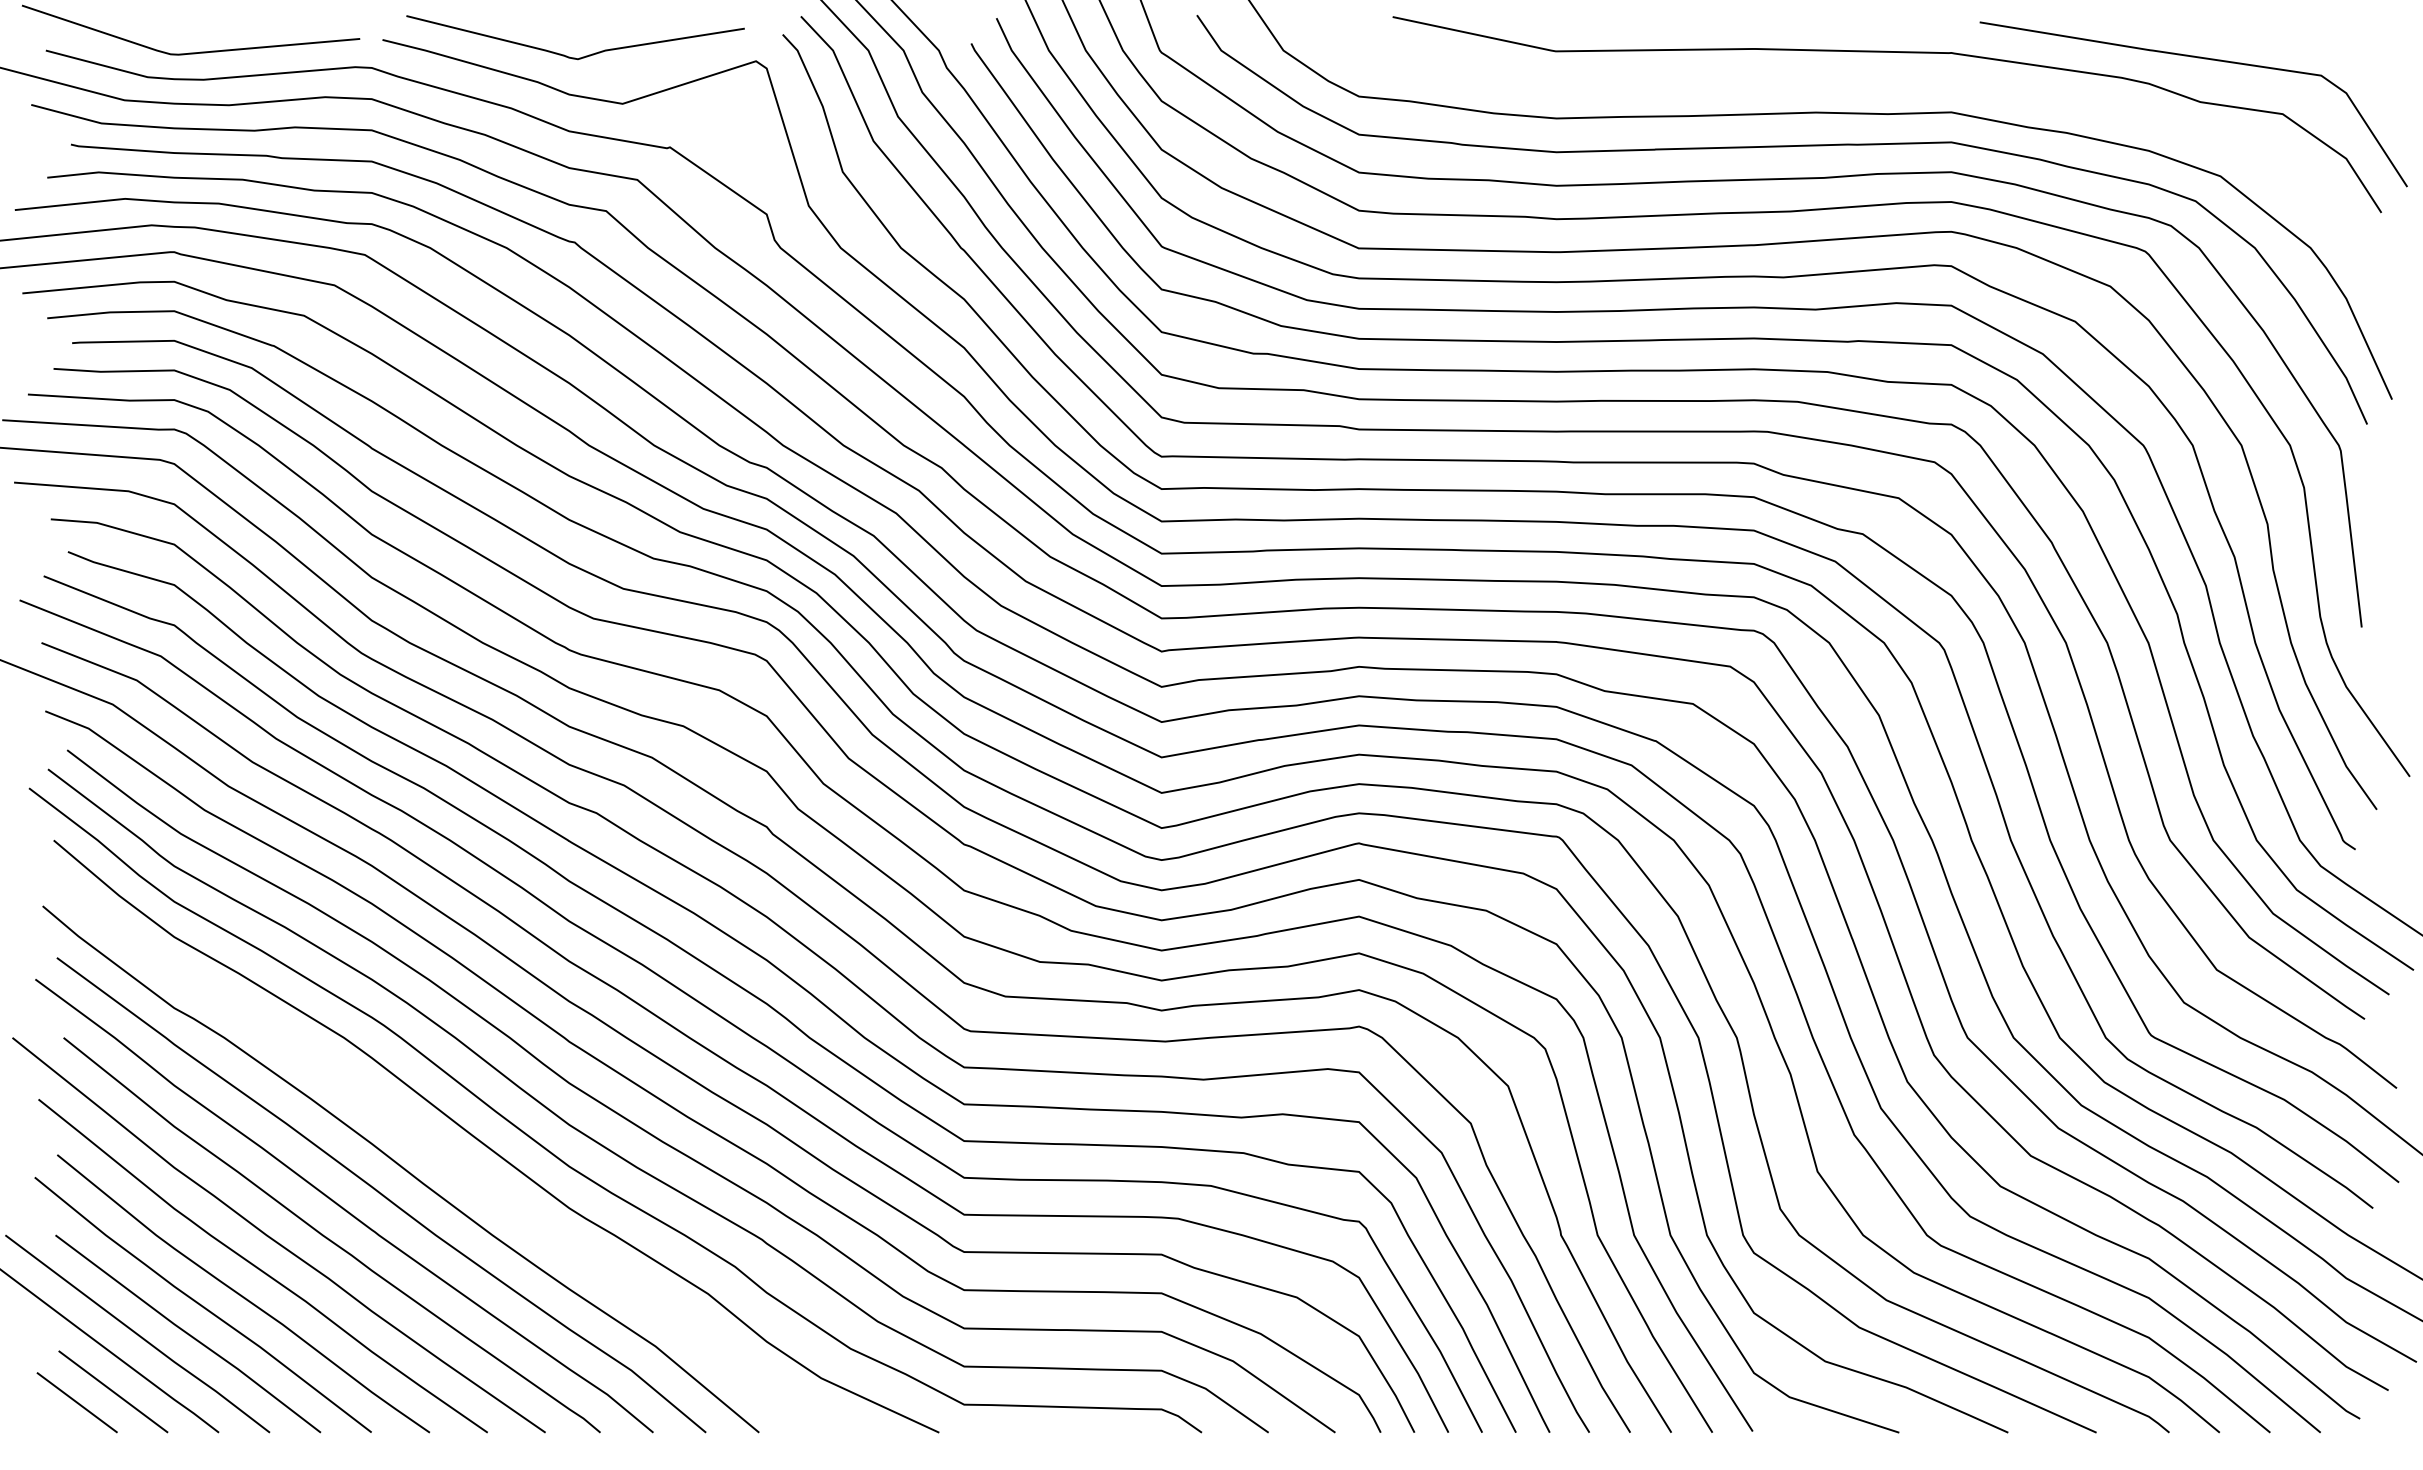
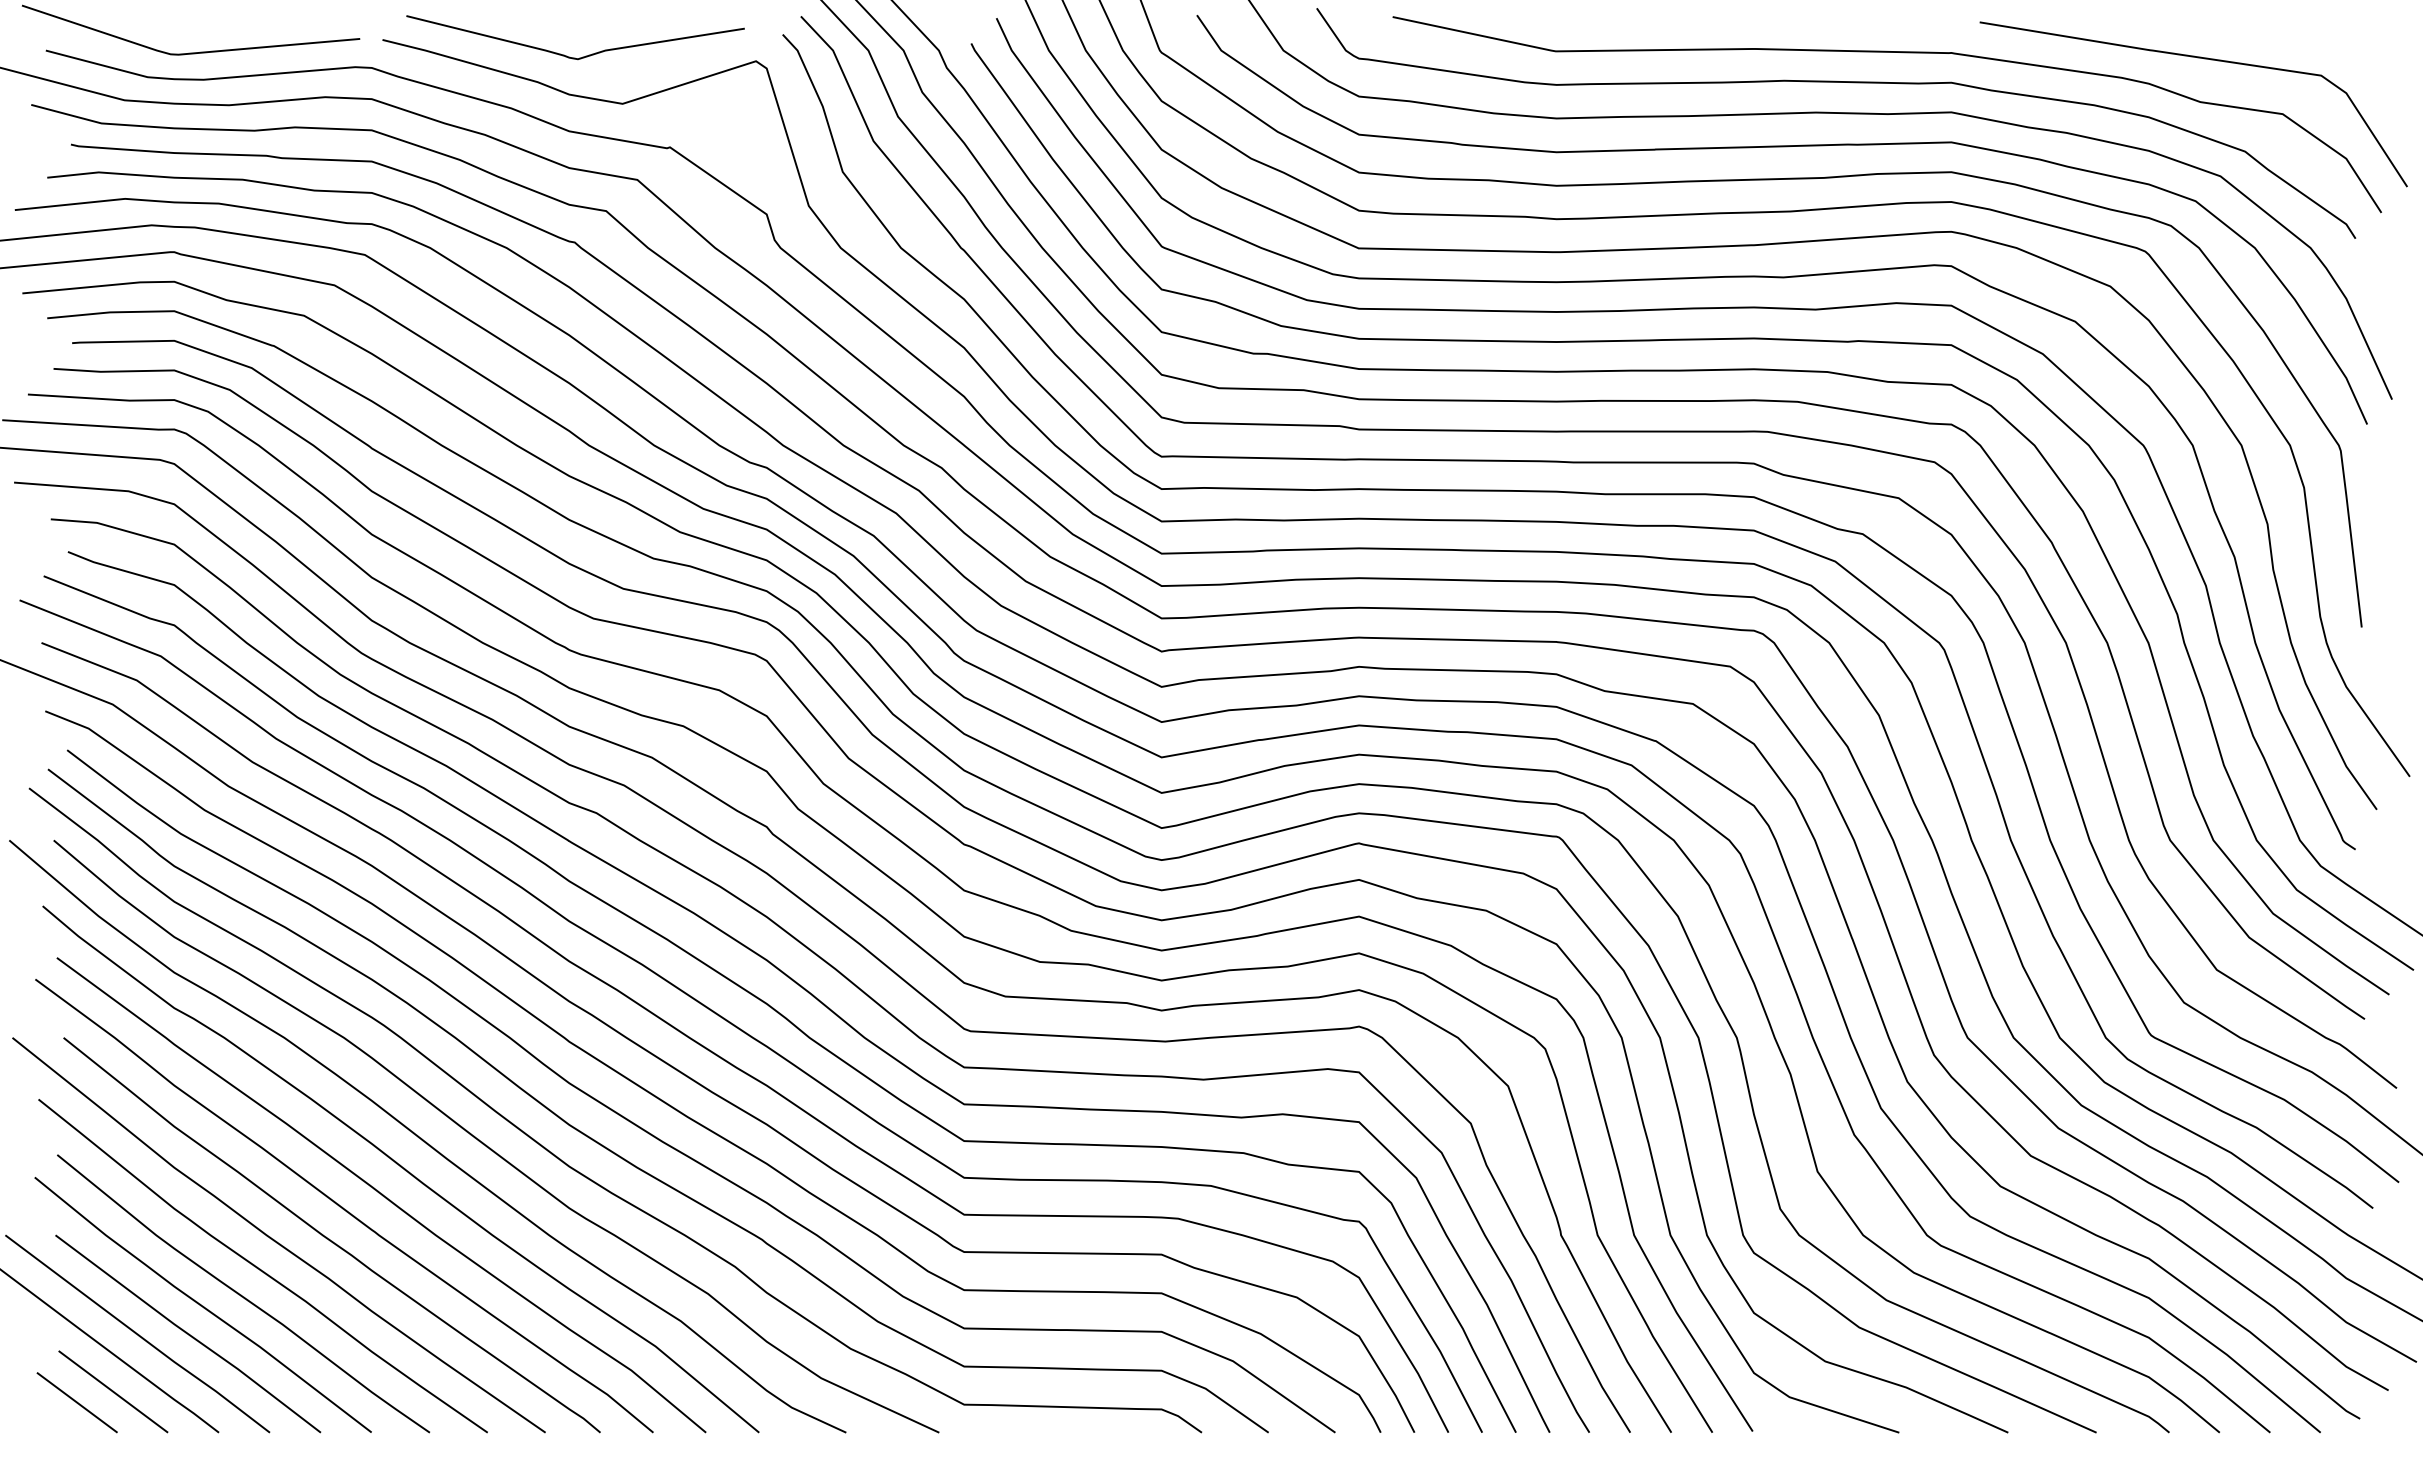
curve: none -> present (1836, 82)
curve: none -> present (423, 1139)
